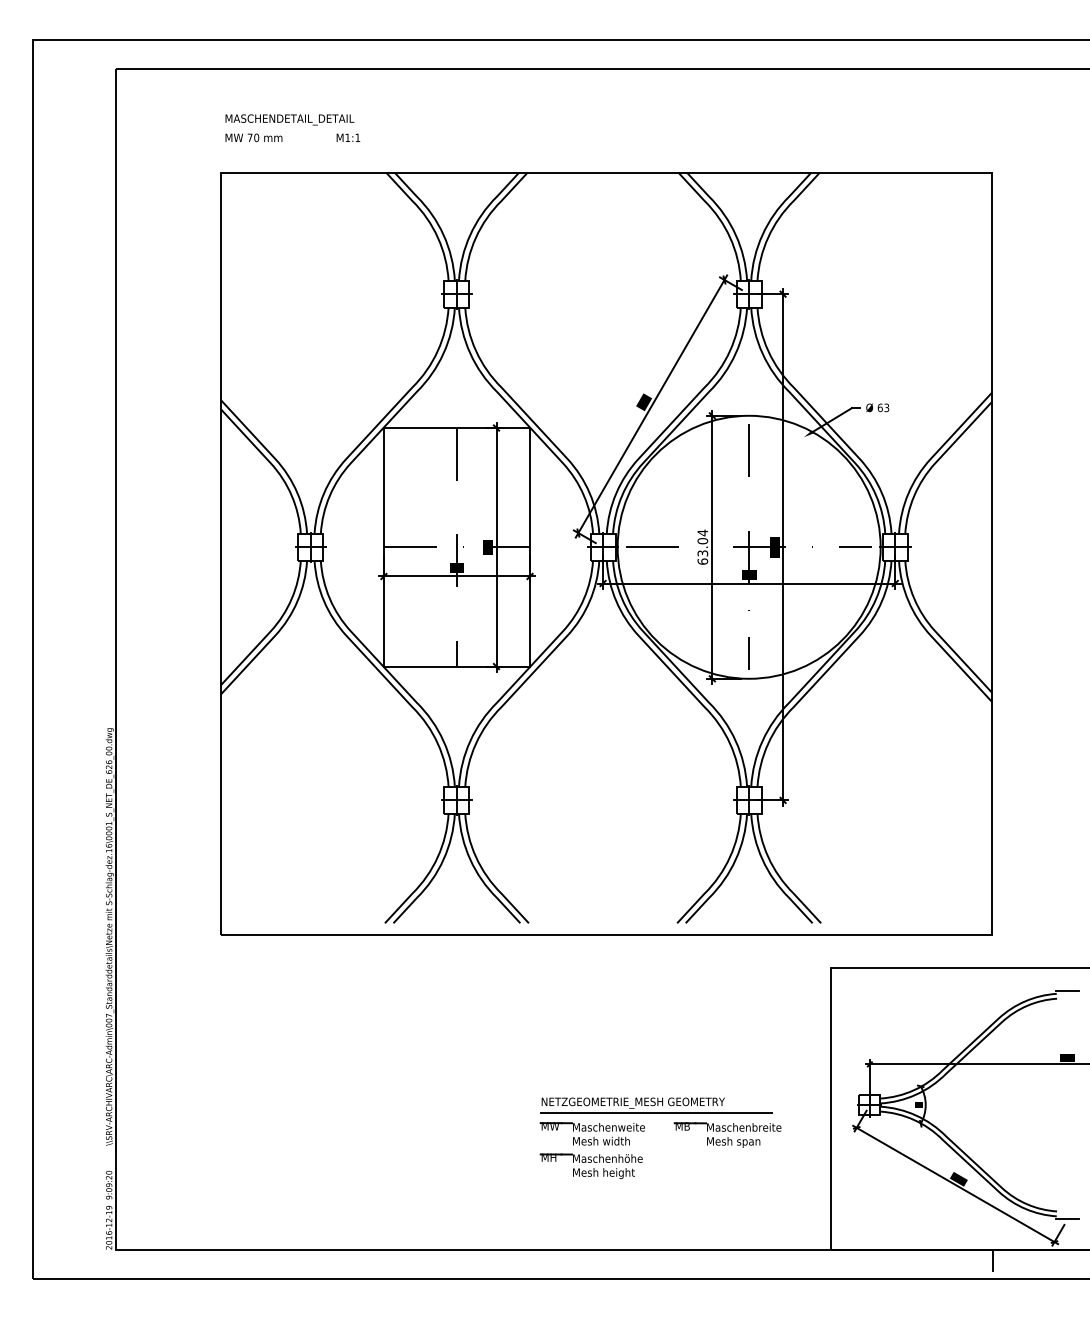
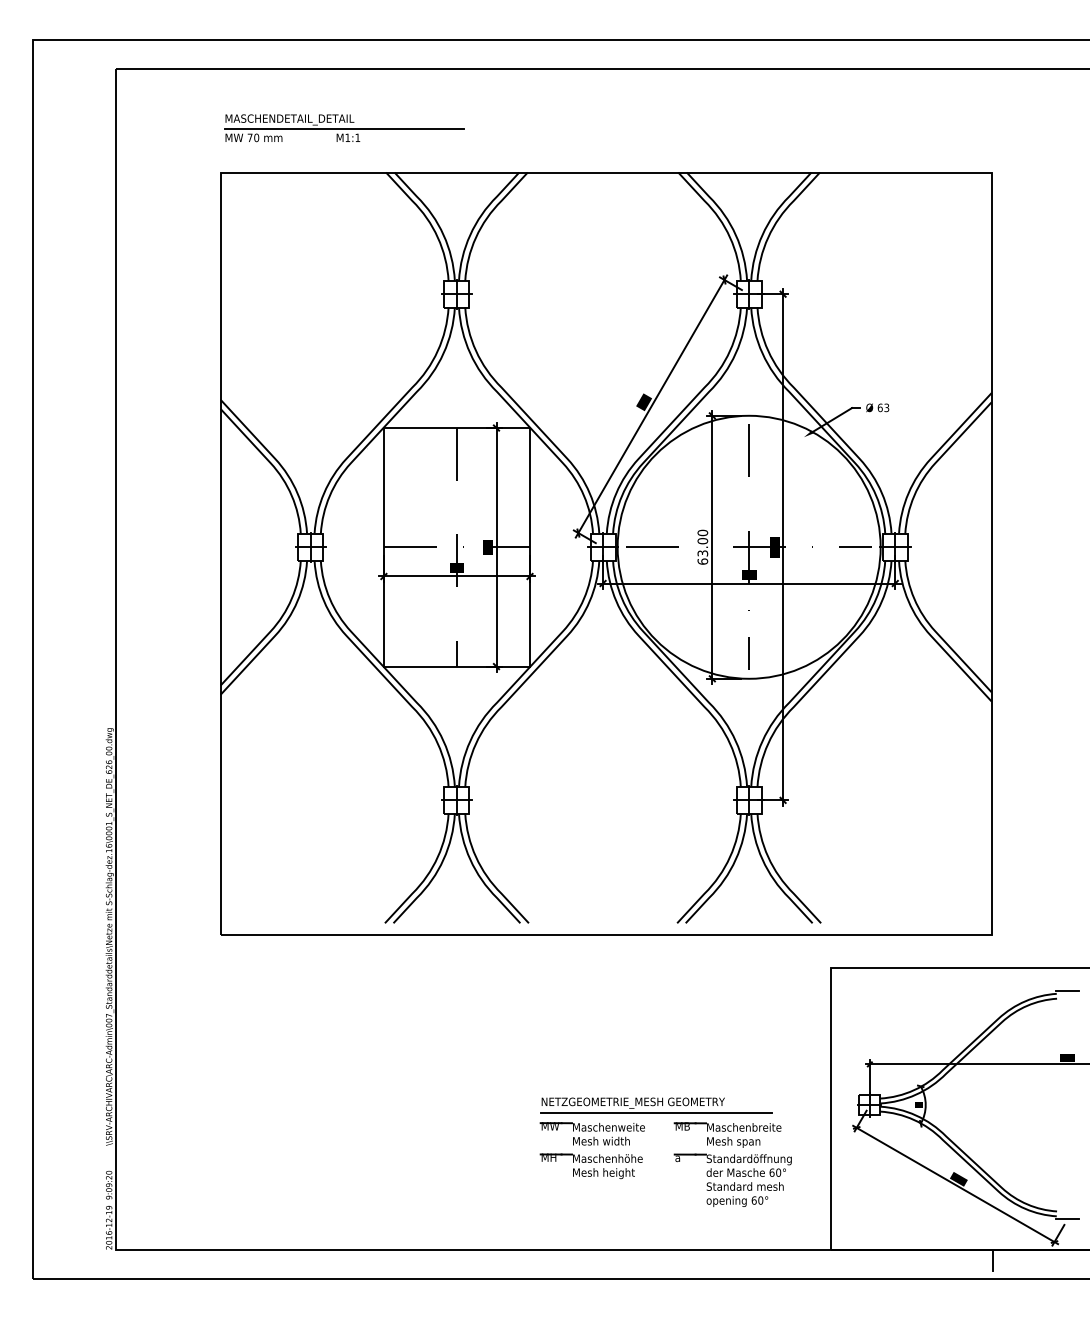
line: none -> present (344, 129)
text: 63.04 -> 63.00 (702, 532)
part: none -> present (732, 1179)
